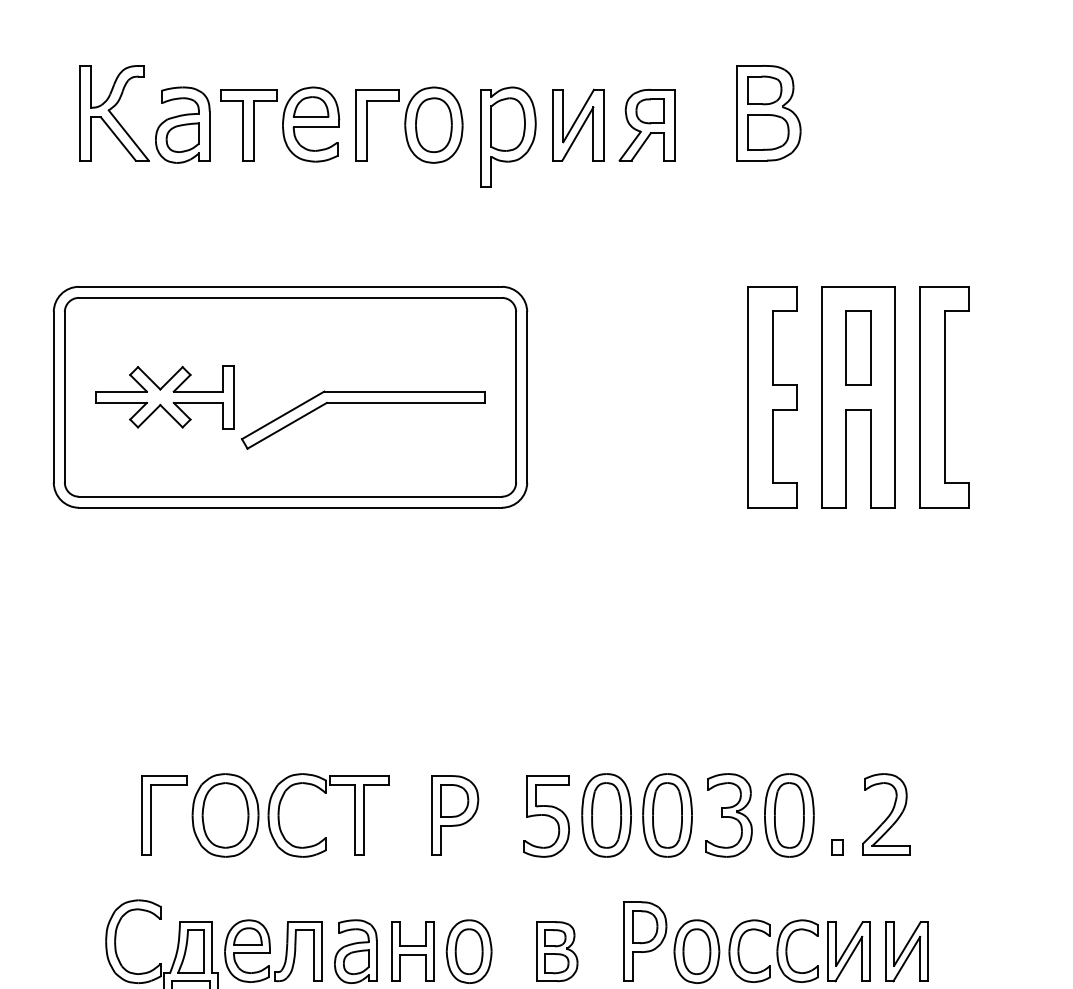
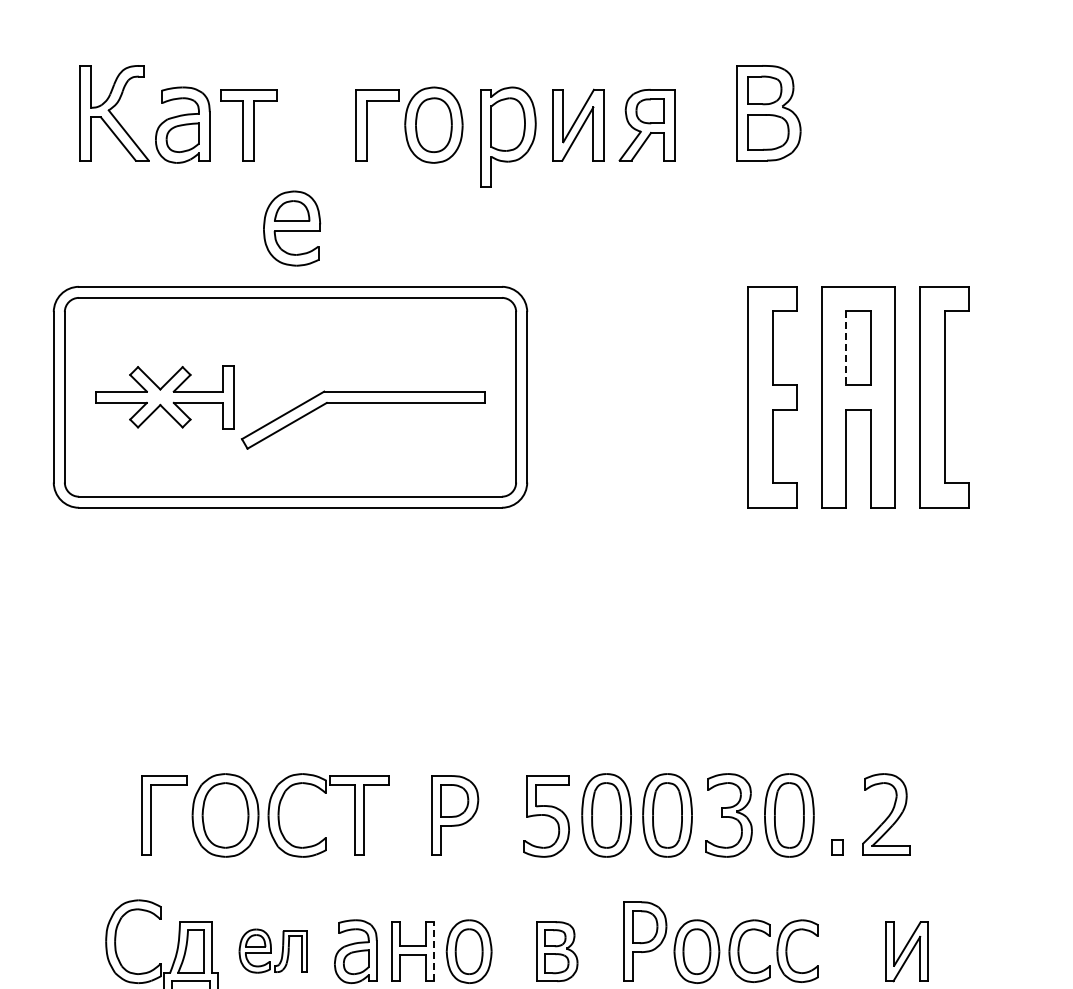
part position: (311, 124) -> (292, 228) (292, 228)
line: solid -> dashed (846, 348)
part size: 99x64 px -> 70x46 px (272, 950)
line: solid -> dashed (433, 951)
part: present -> none (848, 951)
